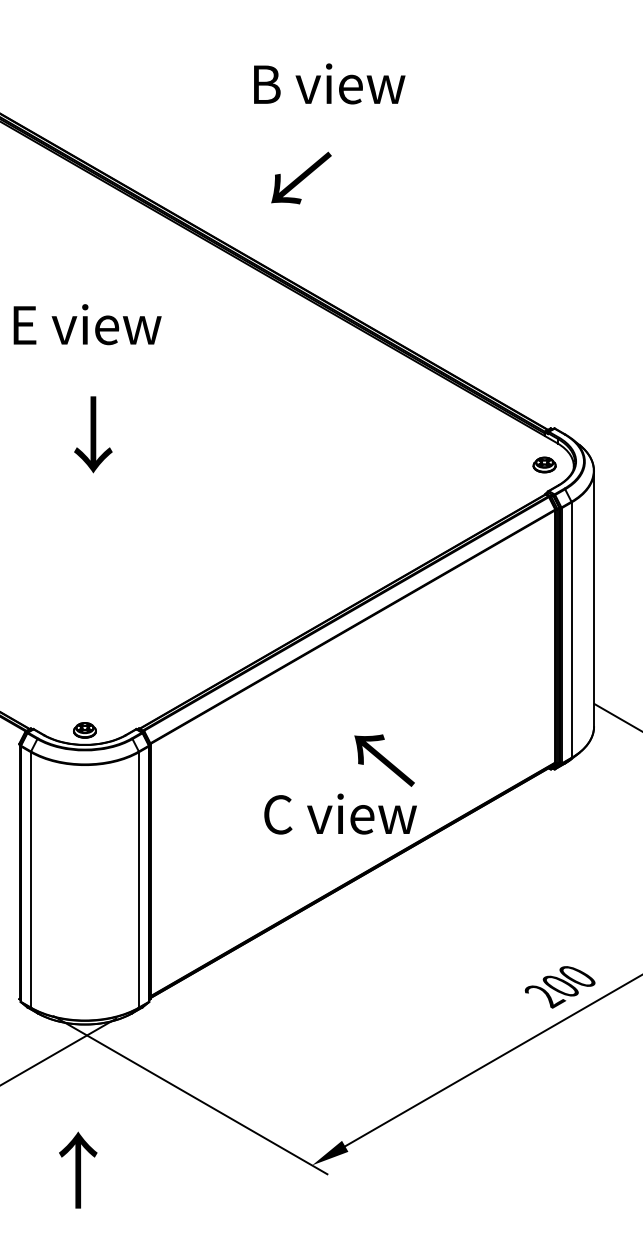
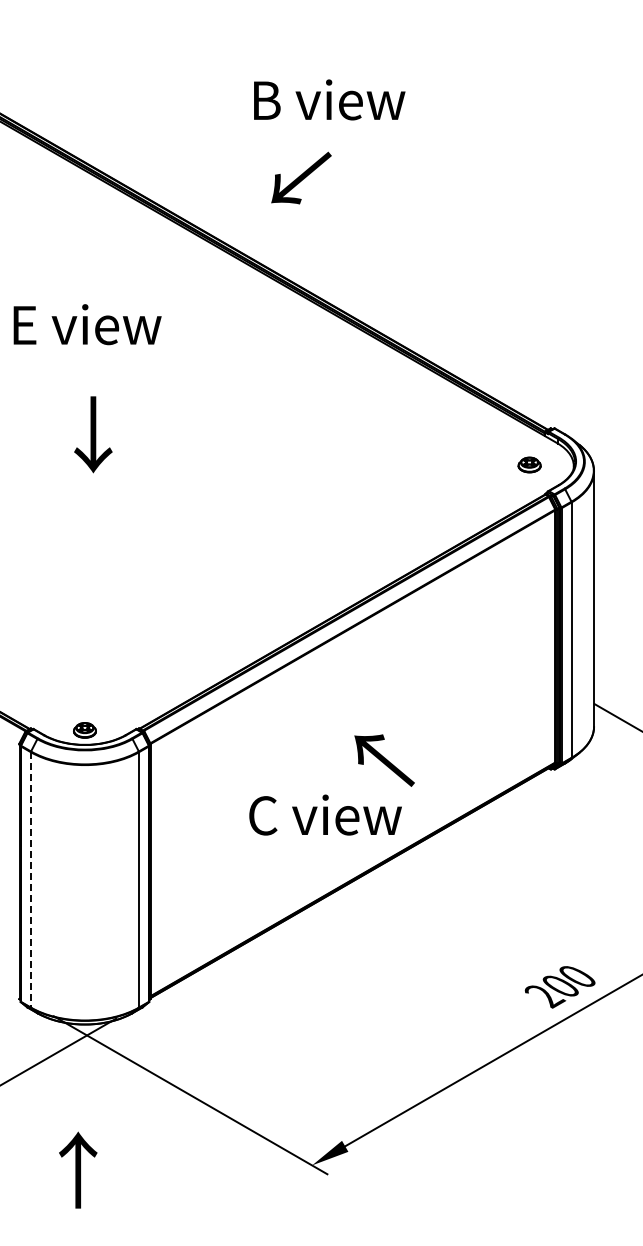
text position: (329, 83) -> (329, 99) (329, 99)
part position: (544, 464) -> (529, 464) (529, 464)
text position: (340, 813) -> (325, 814) (325, 814)
line: solid -> dashed (30, 879)
